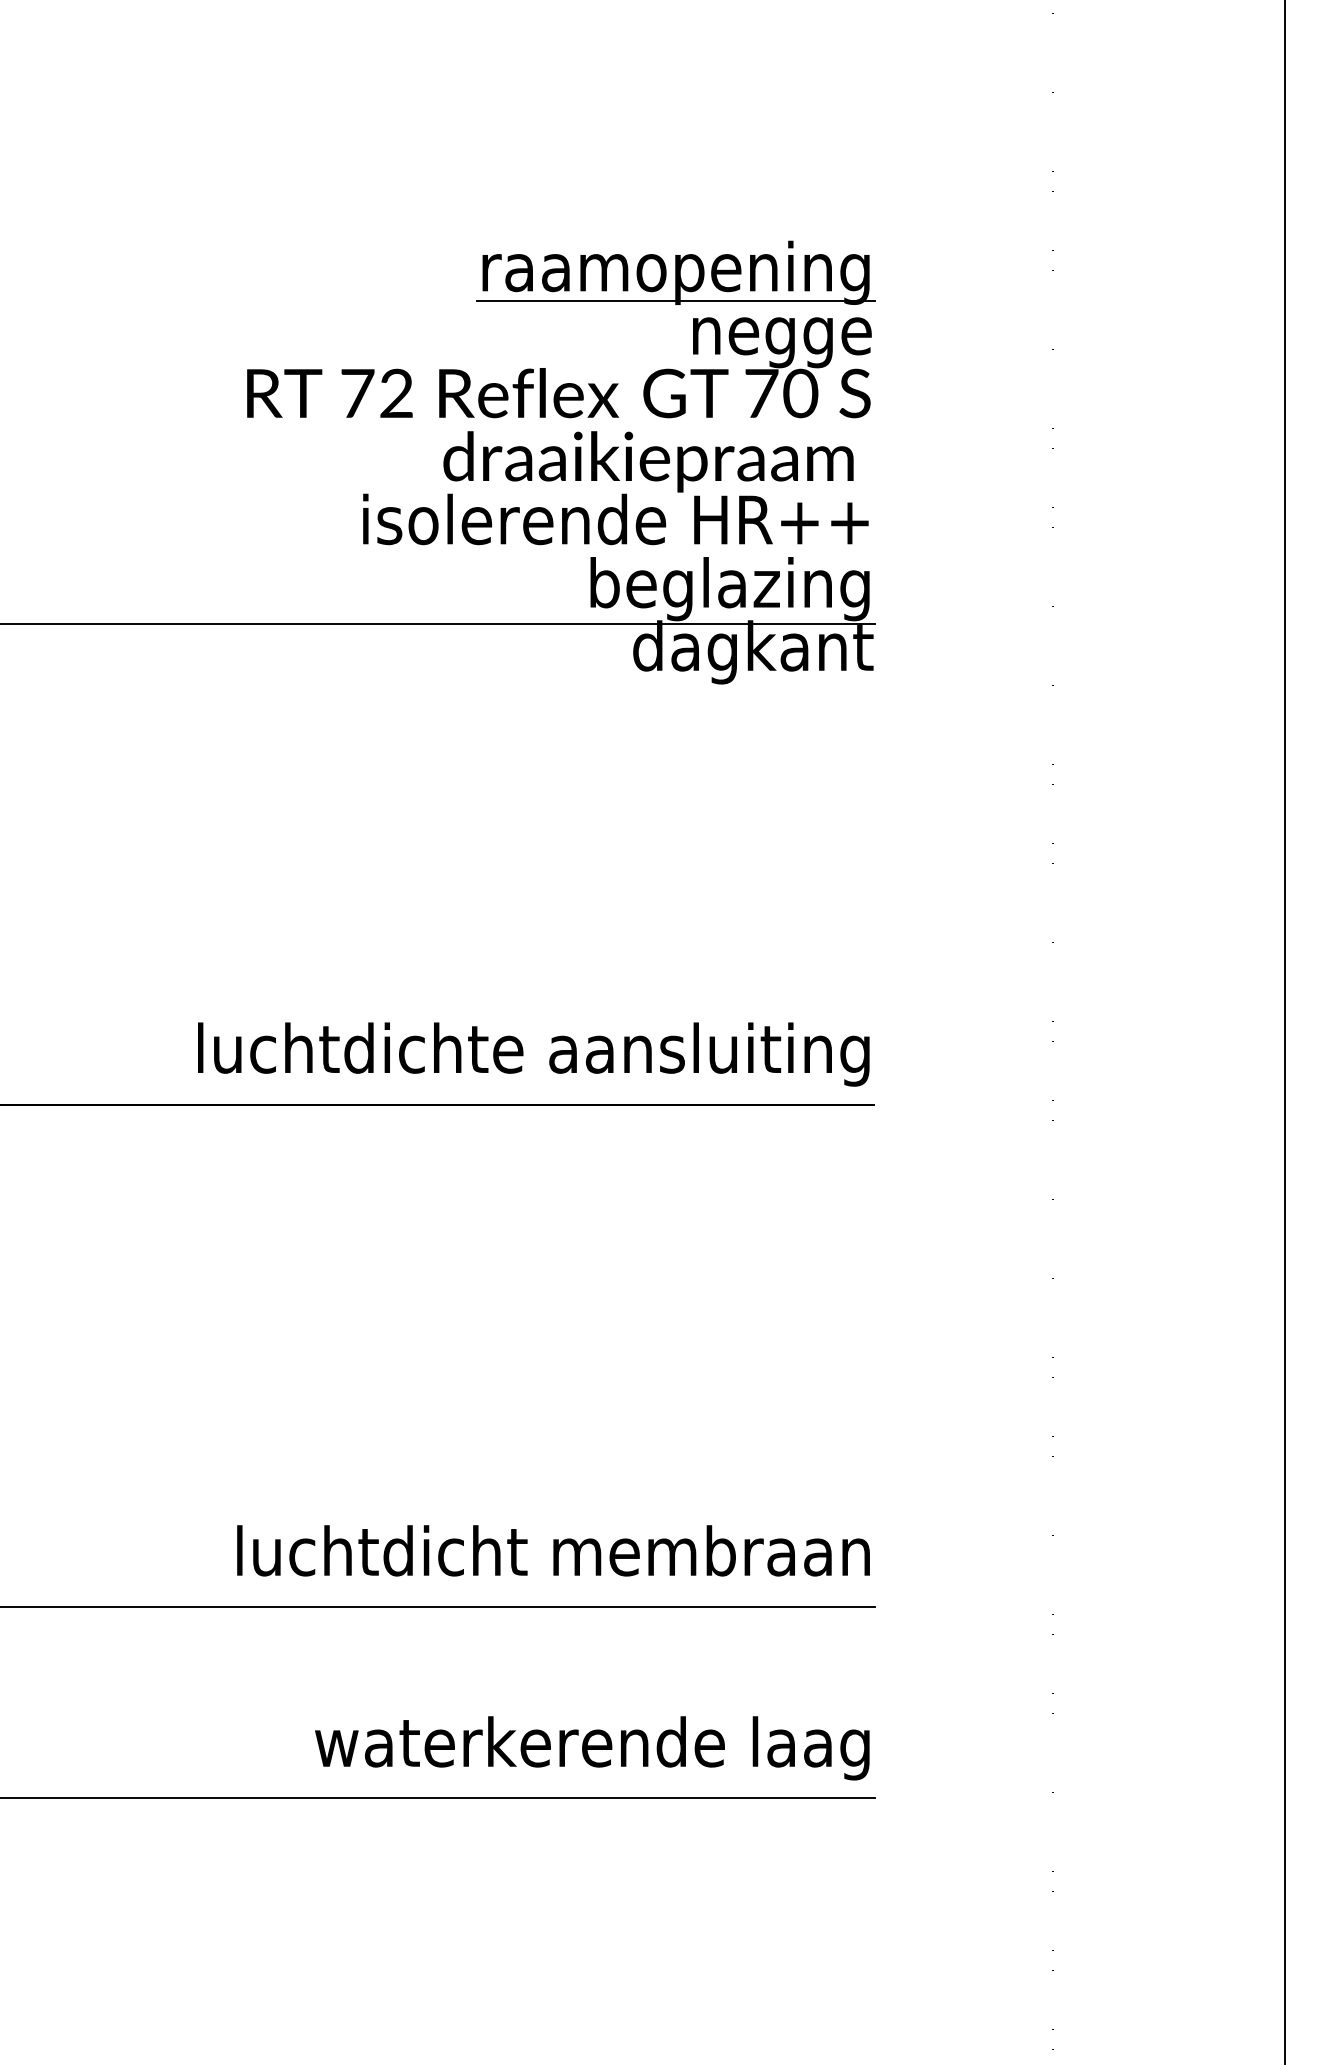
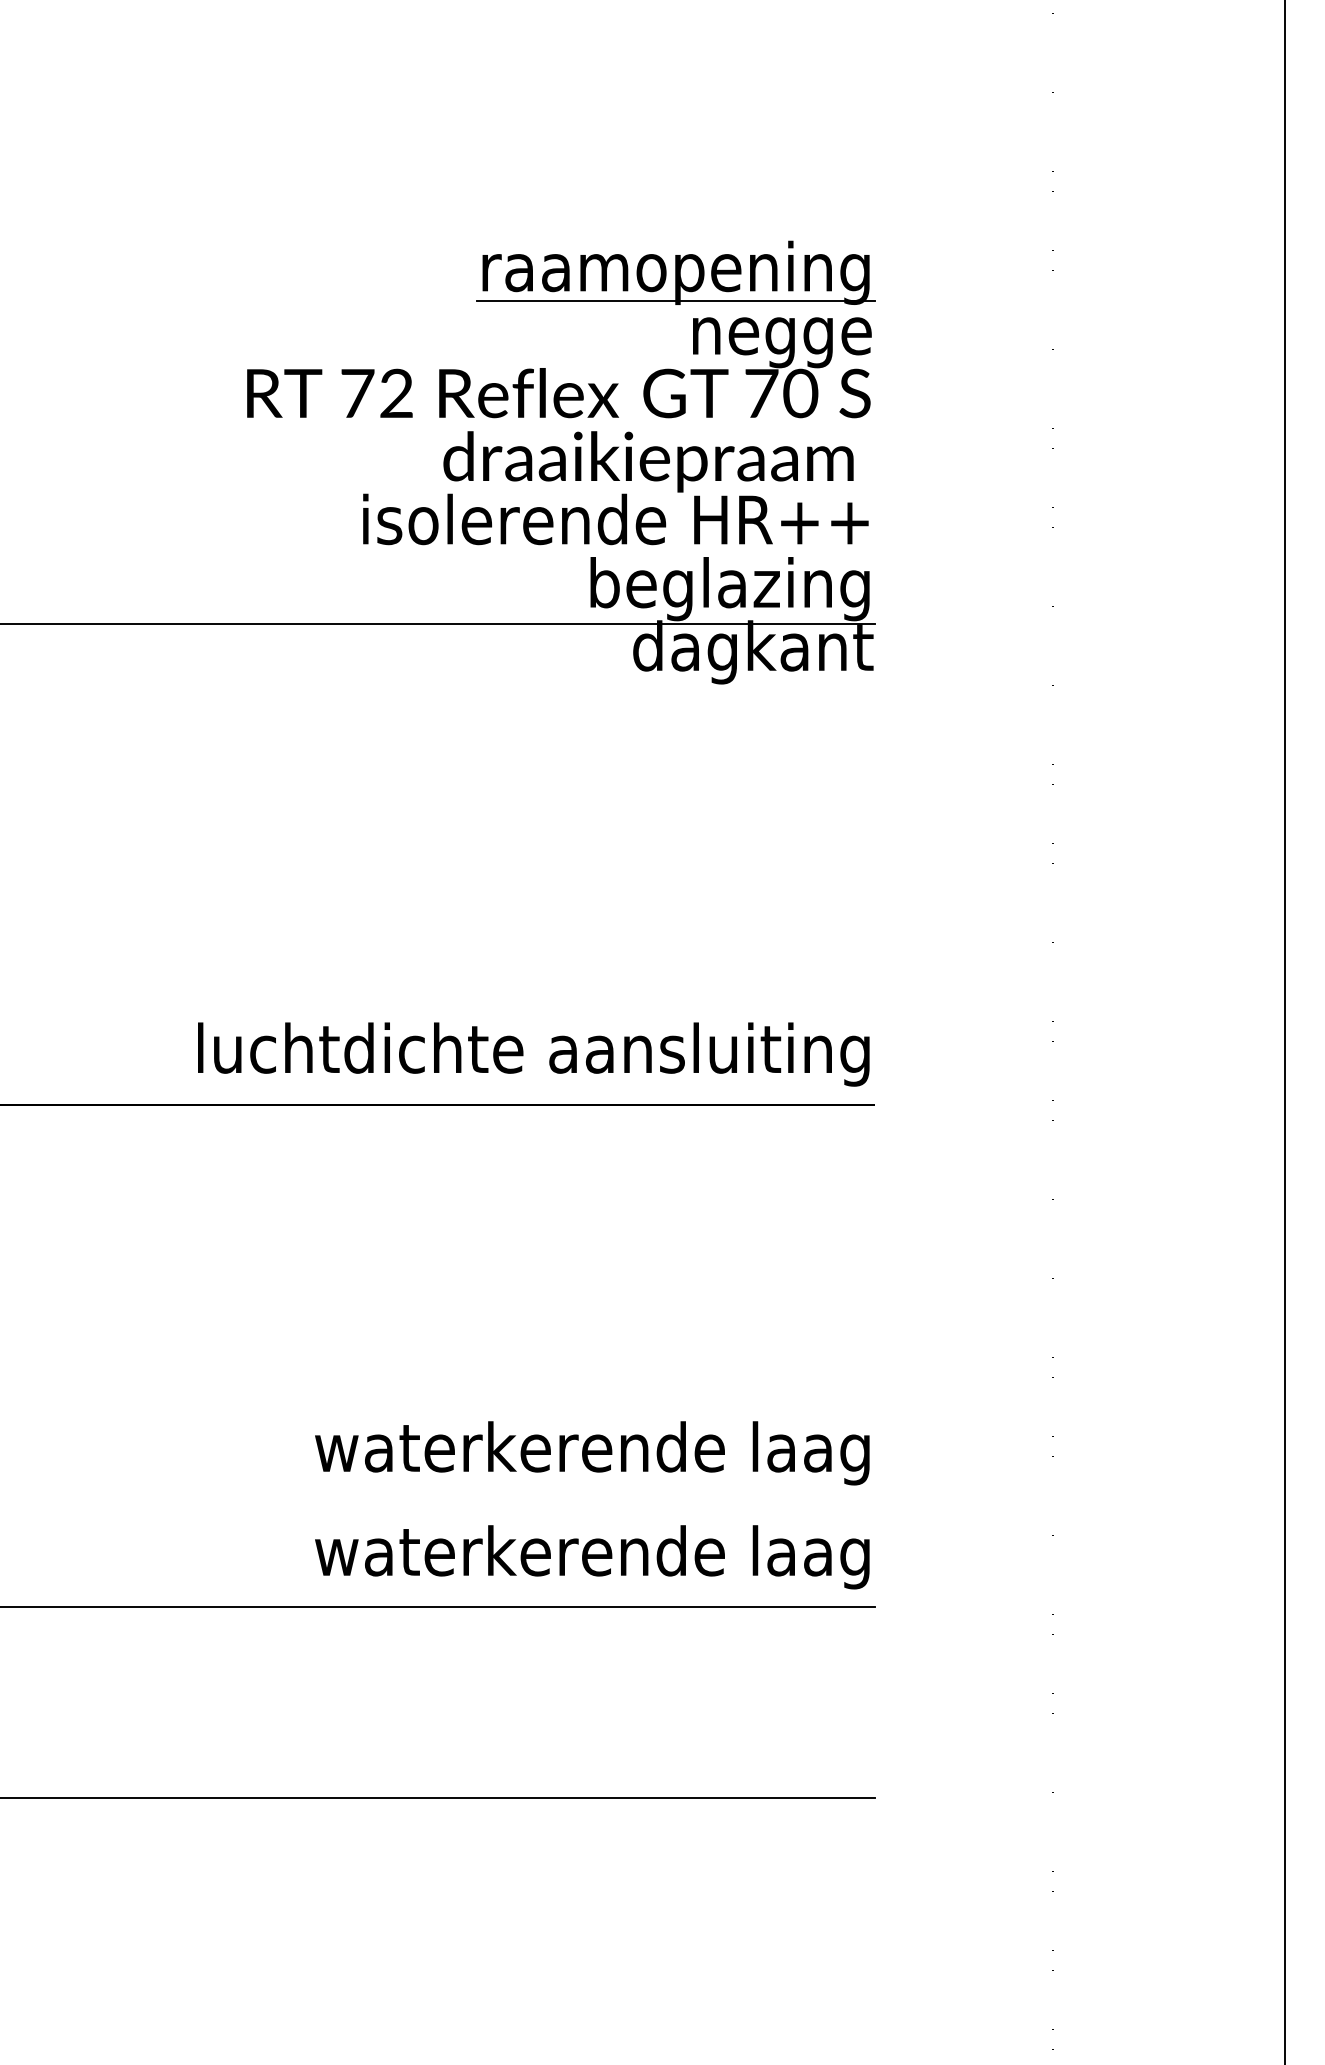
text: luchtdicht membraan -> waterkerende laag (553, 1557)
text position: (592, 1748) -> (592, 1453) (592, 1453)
